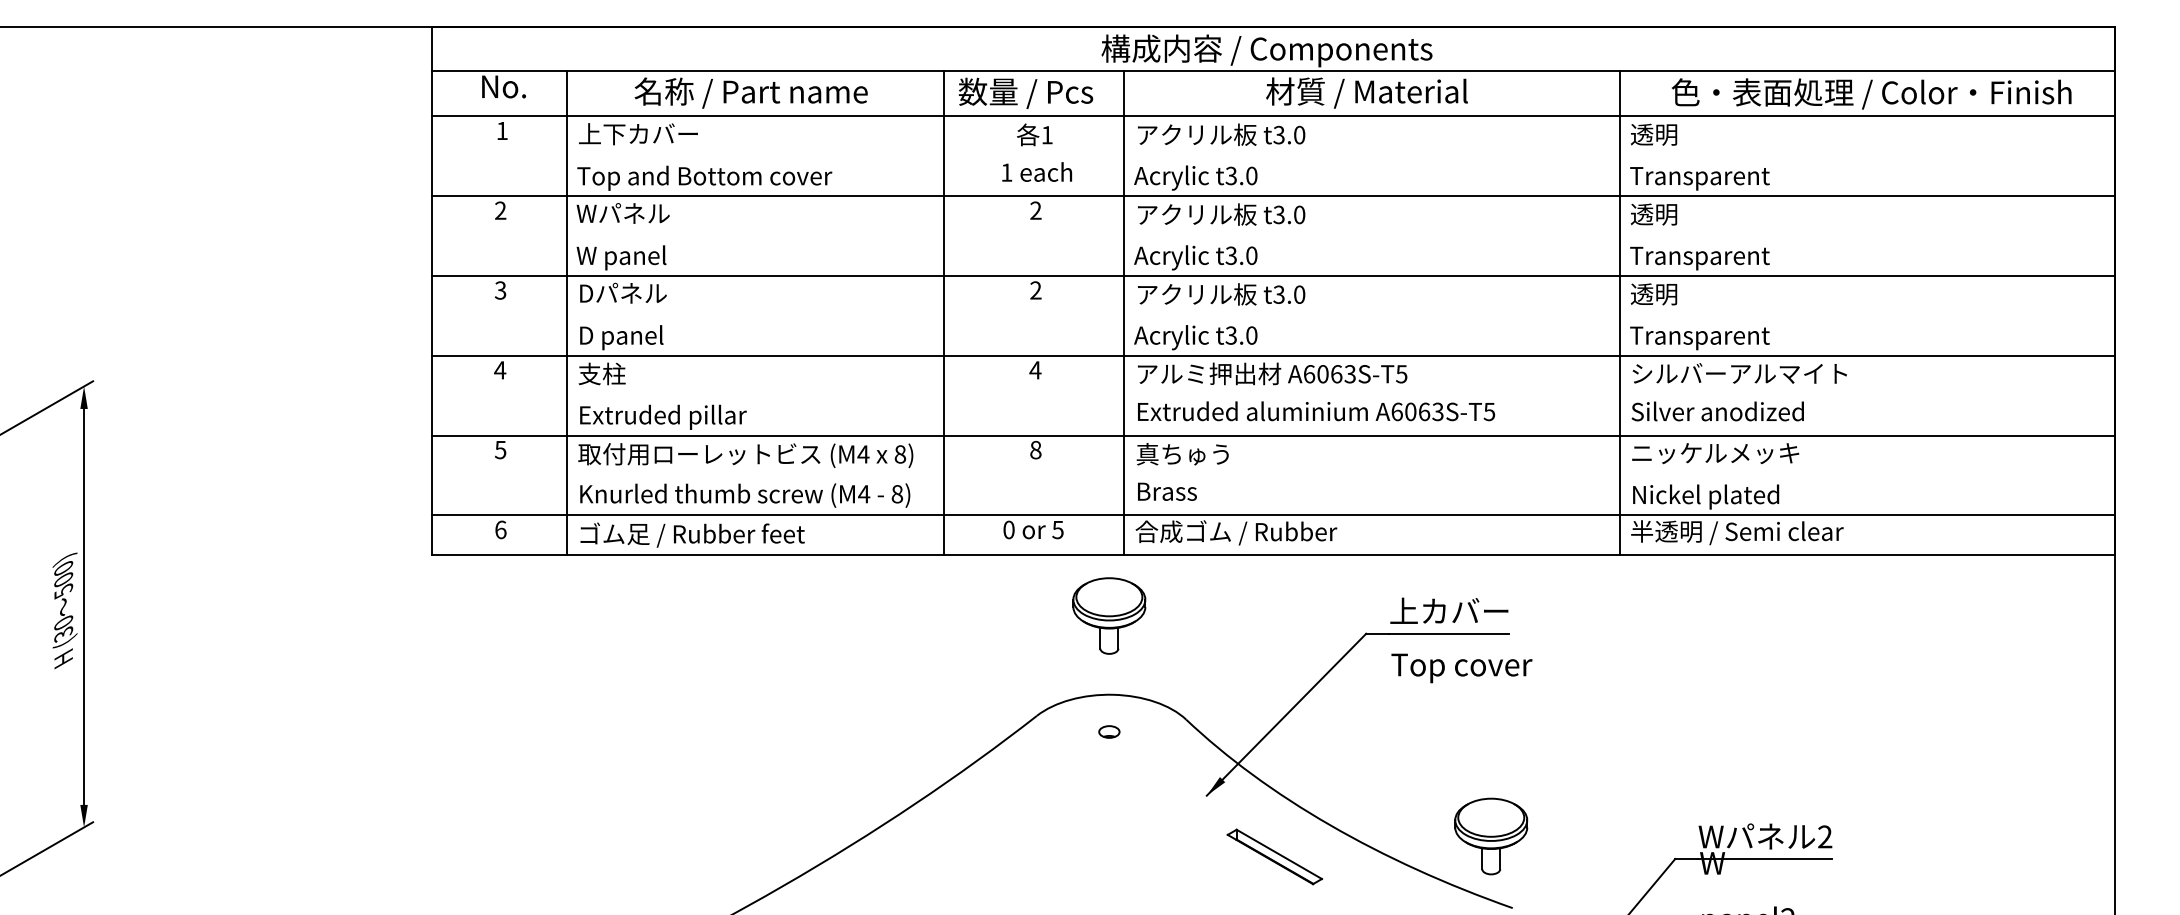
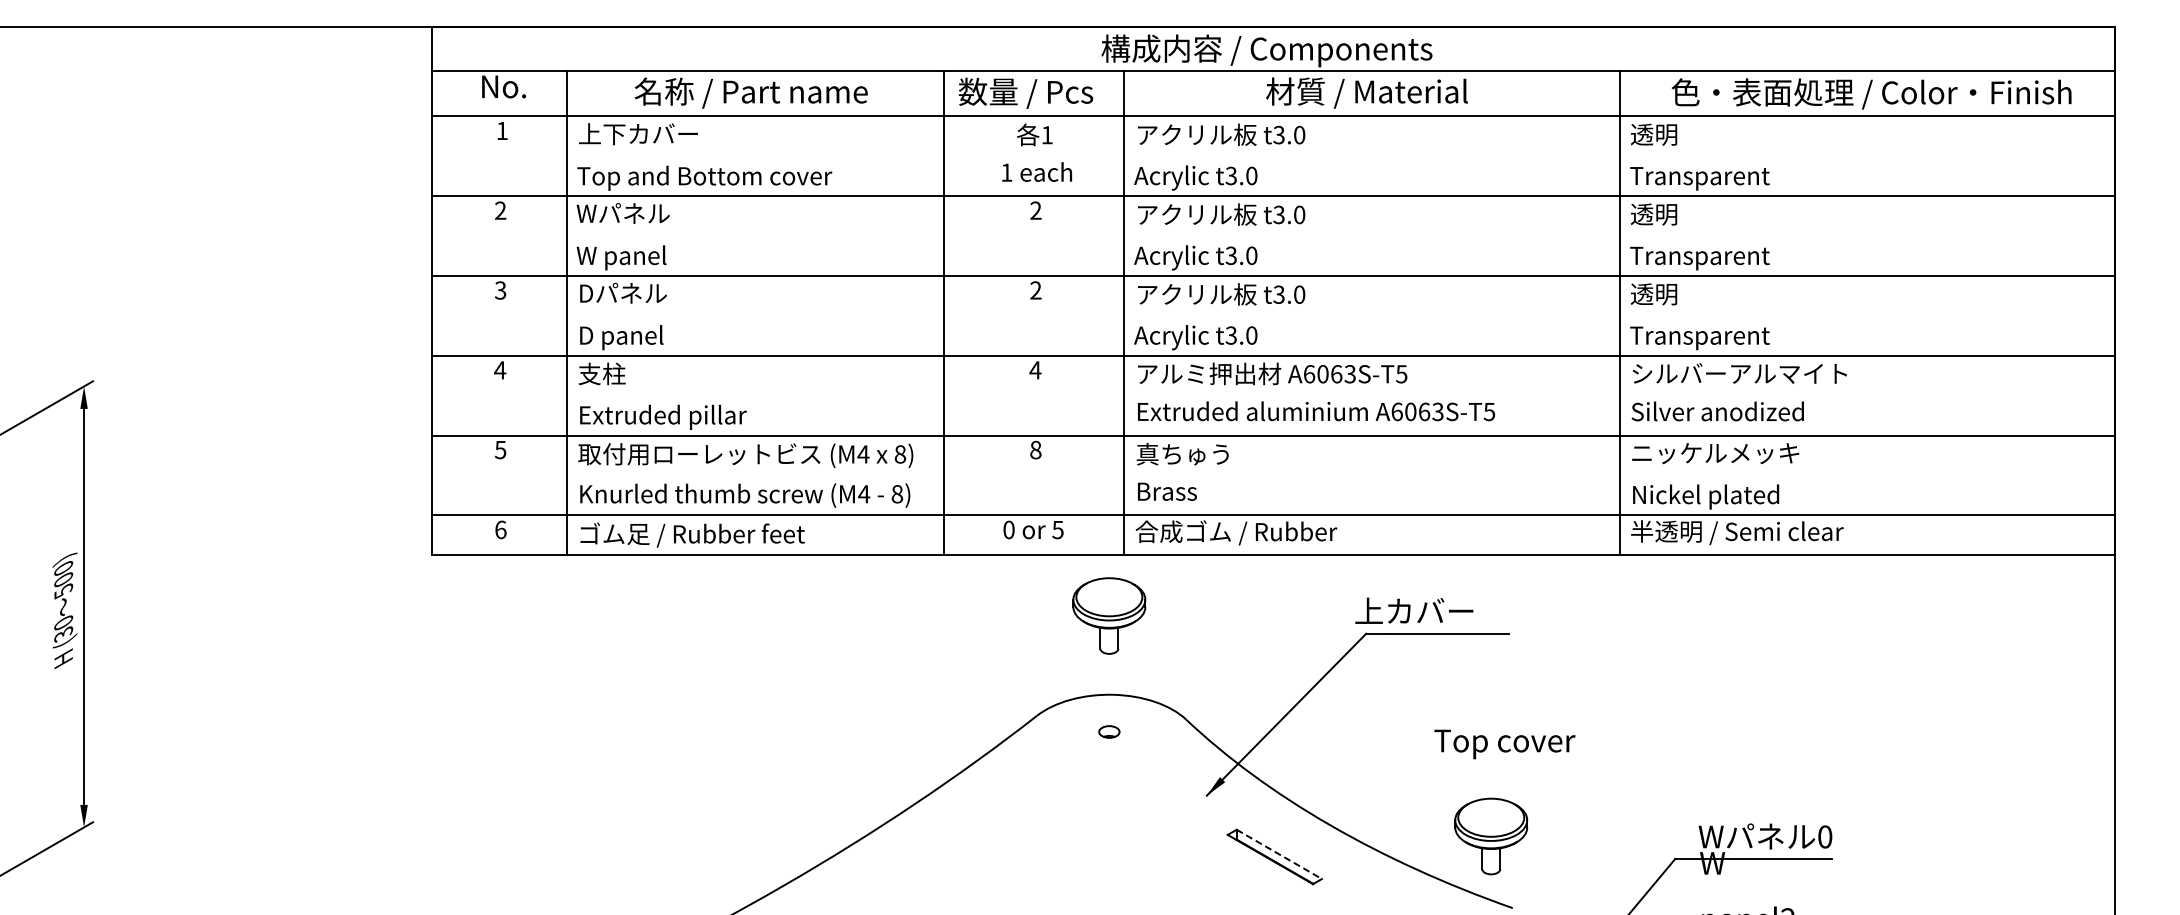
text position: (1449, 610) -> (1414, 610) (1414, 610)
text position: (1461, 668) -> (1504, 744) (1504, 744)
text: 2 -> 0 (1825, 836)
line: solid -> dashed (1279, 854)
